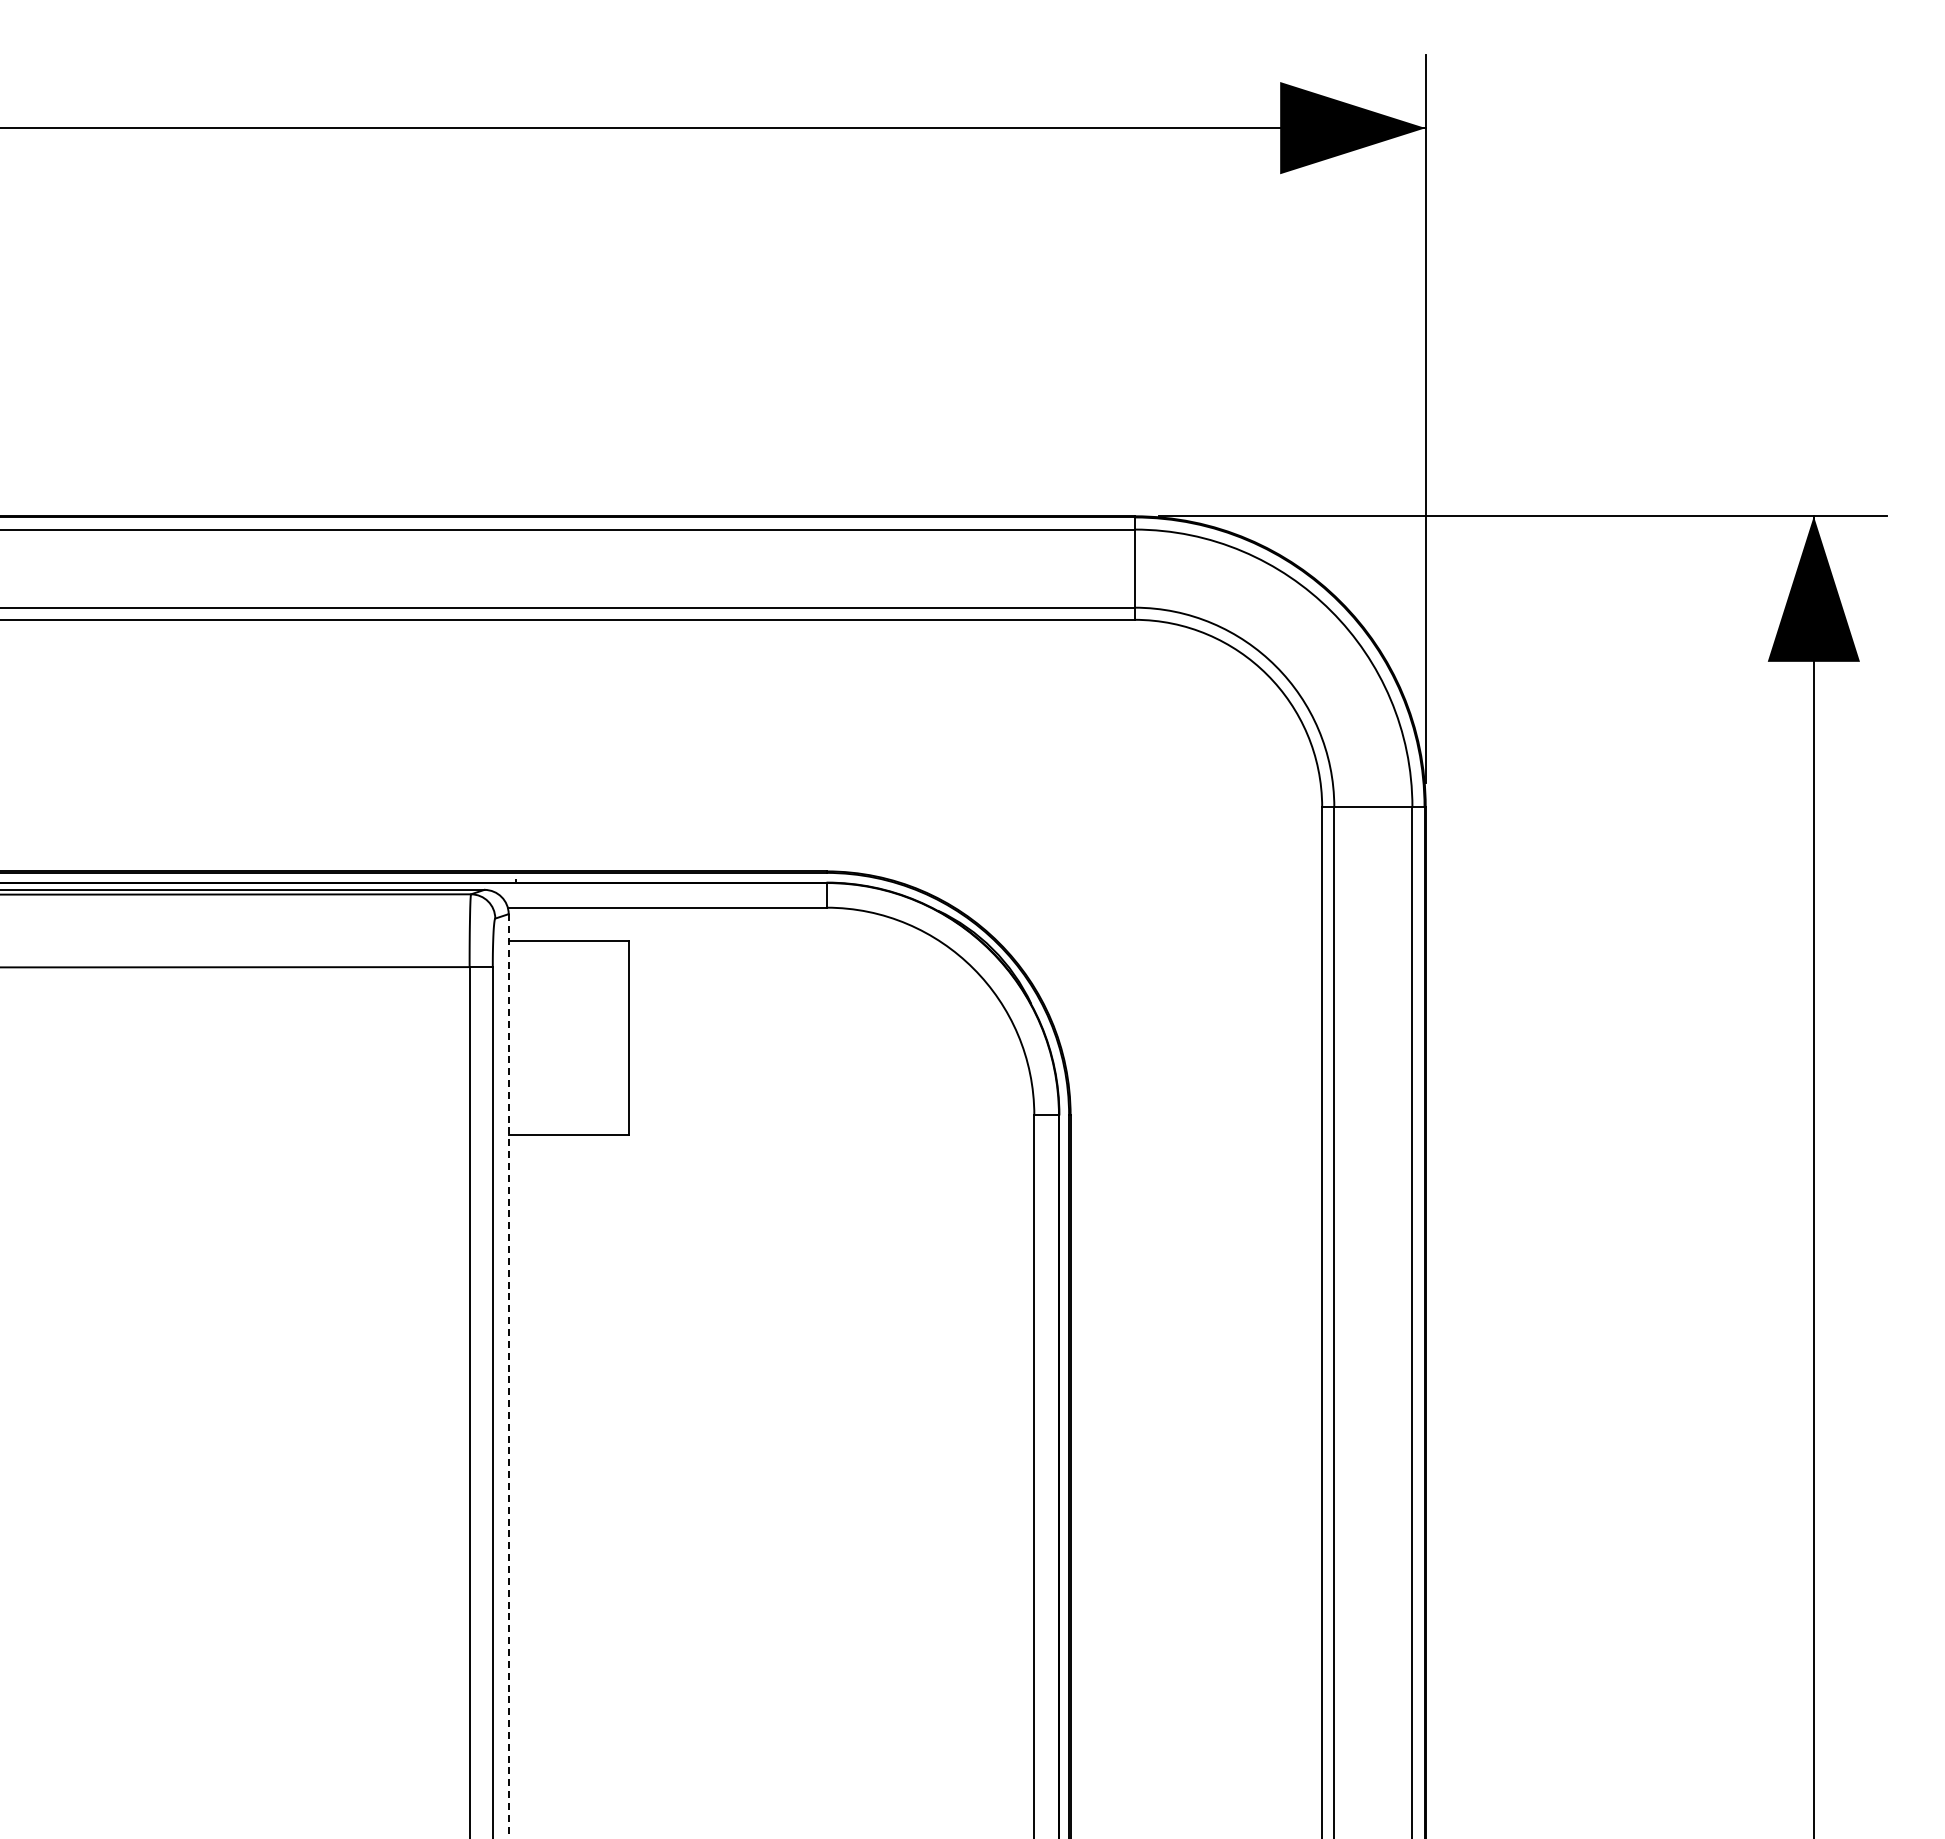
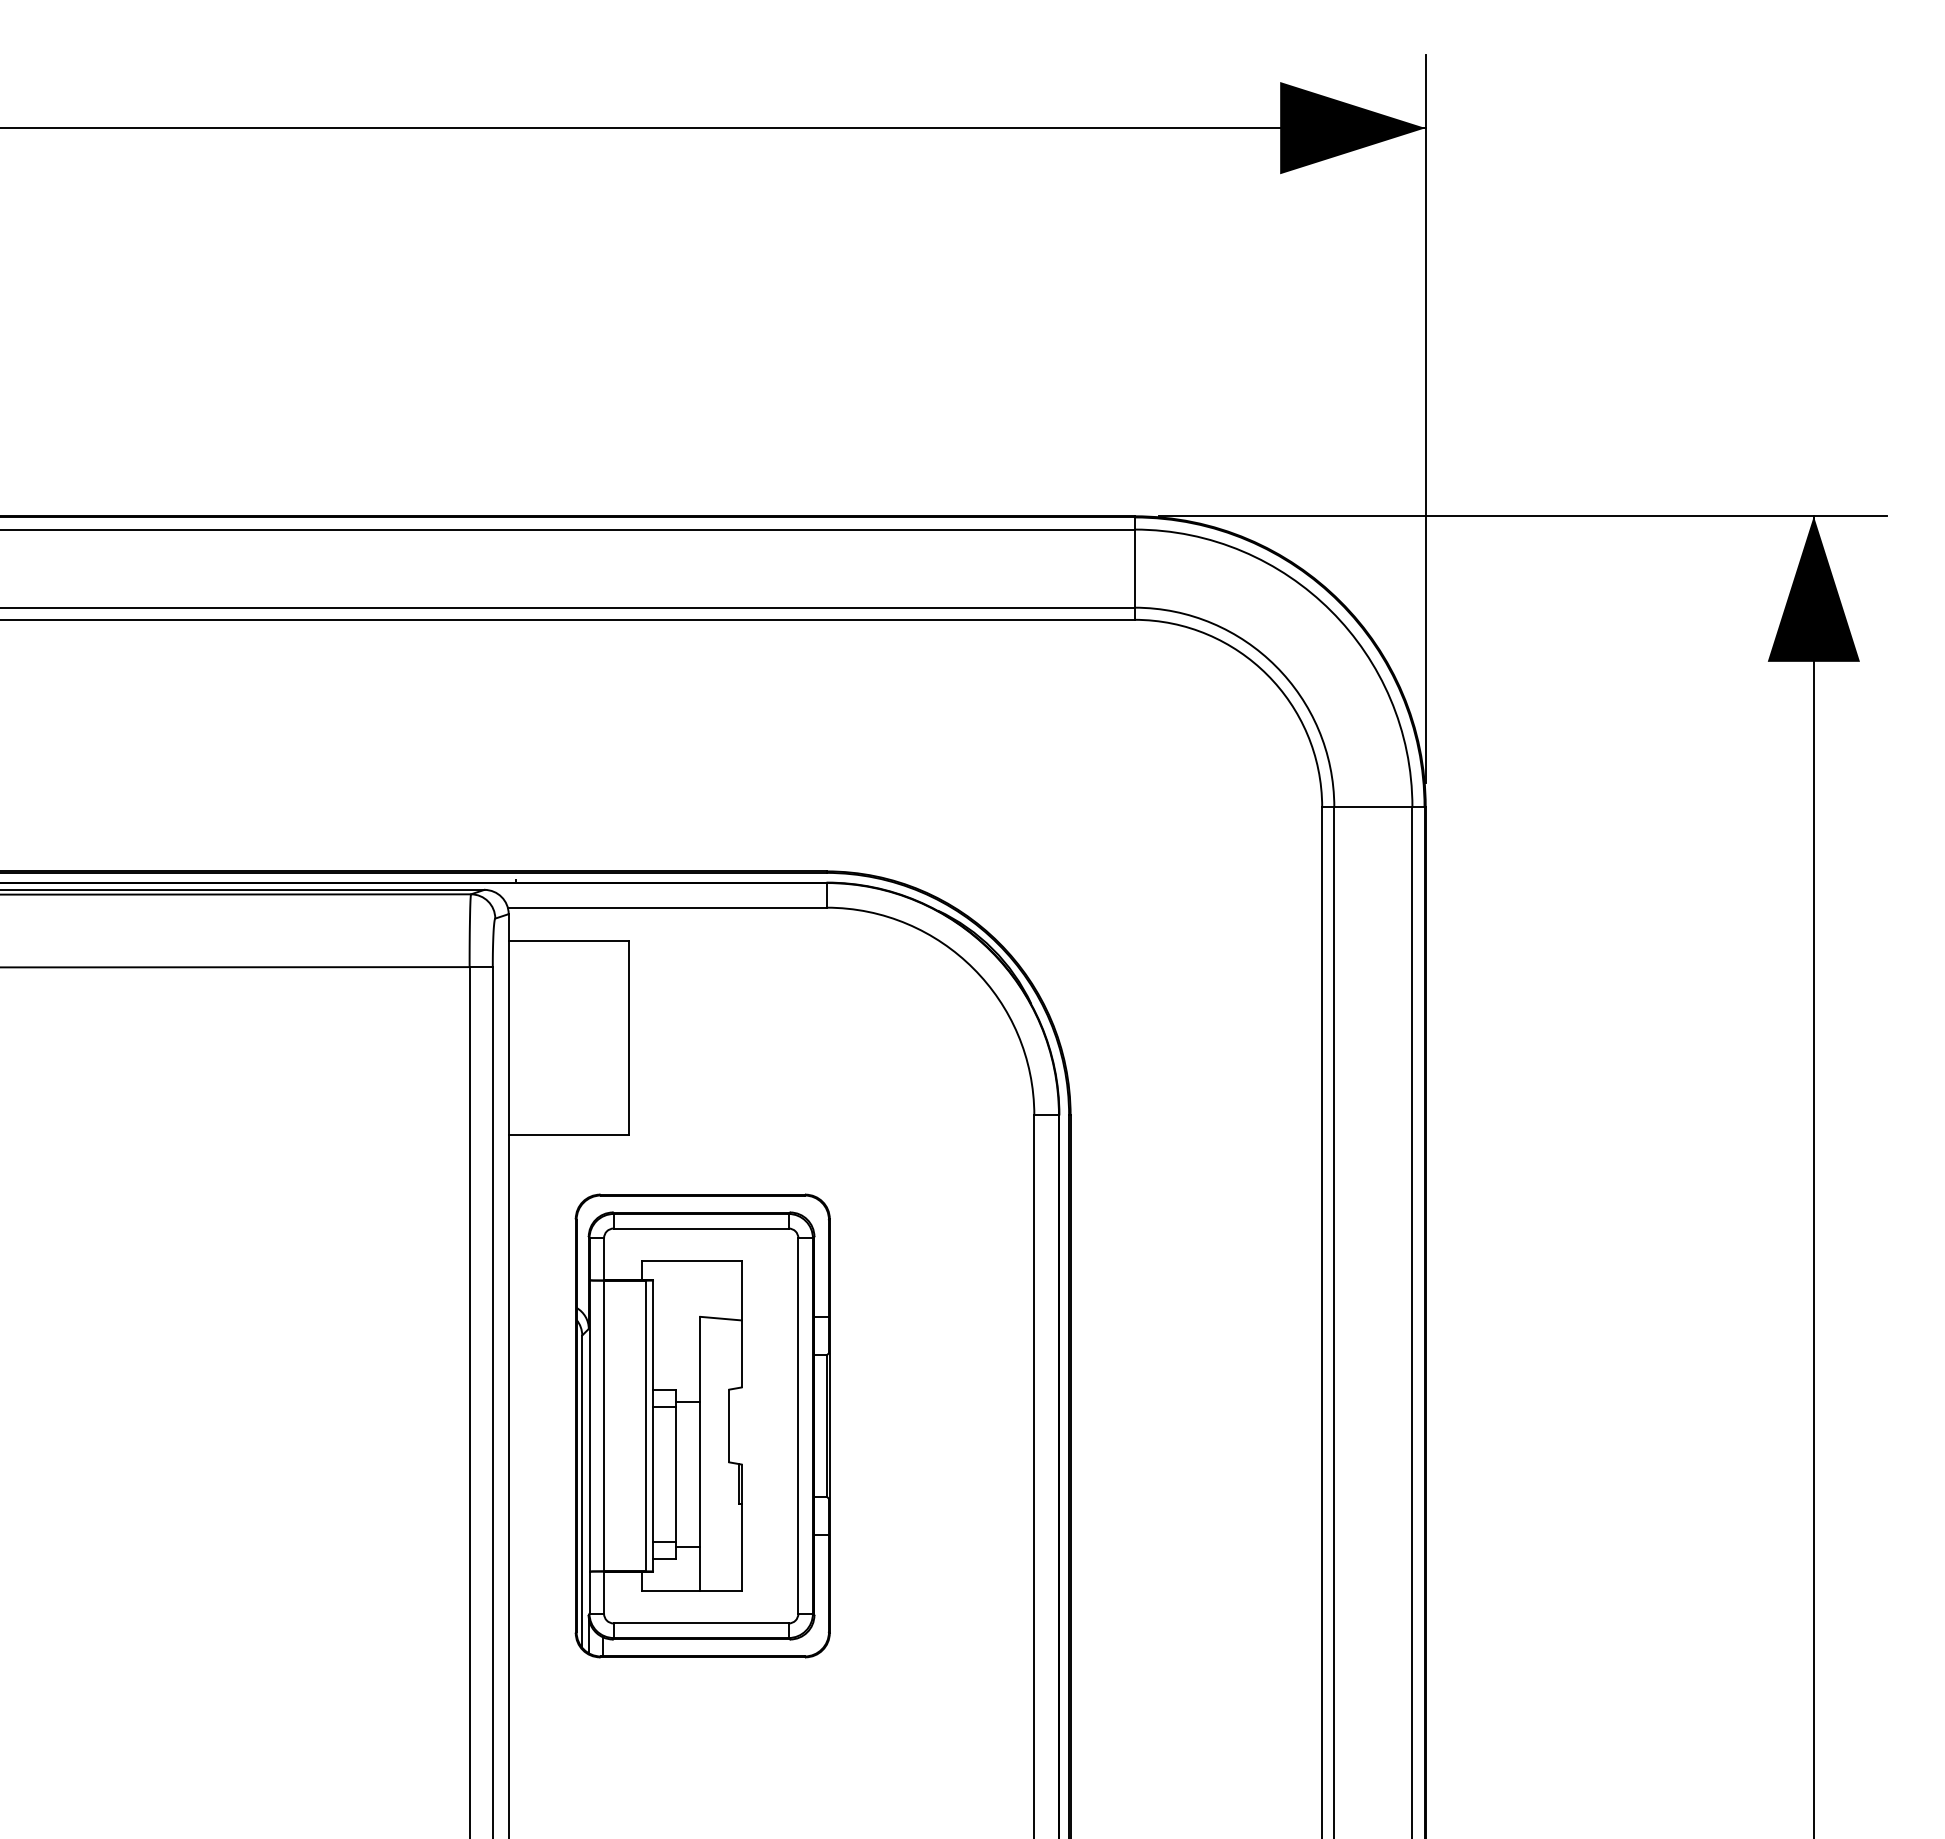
line: dashed -> solid (508, 1377)
part: none -> present (702, 1425)
